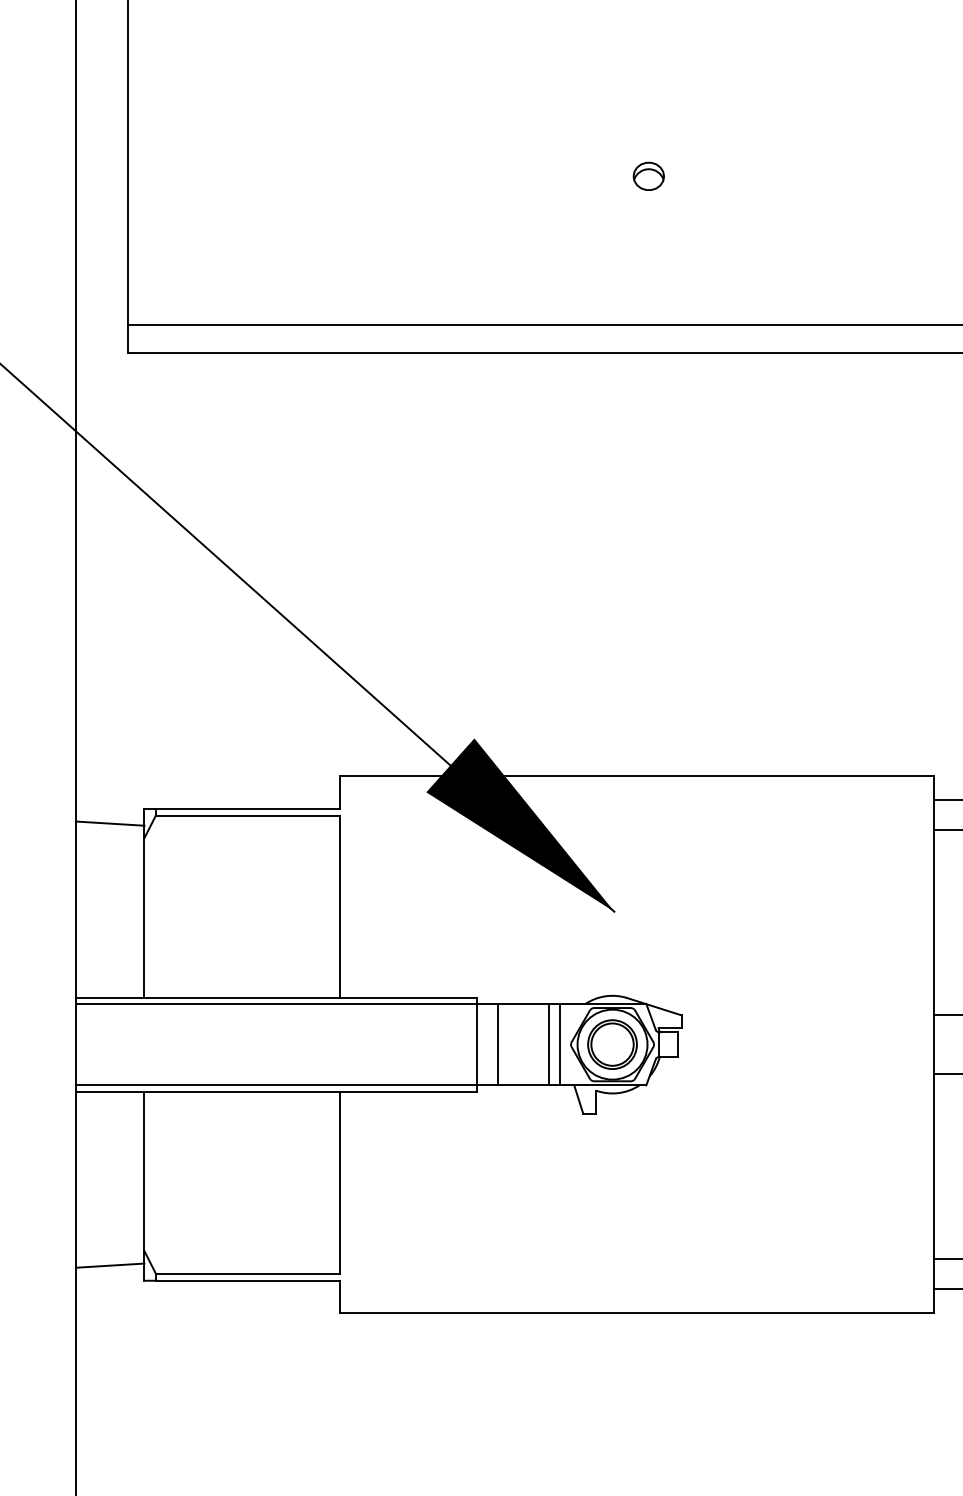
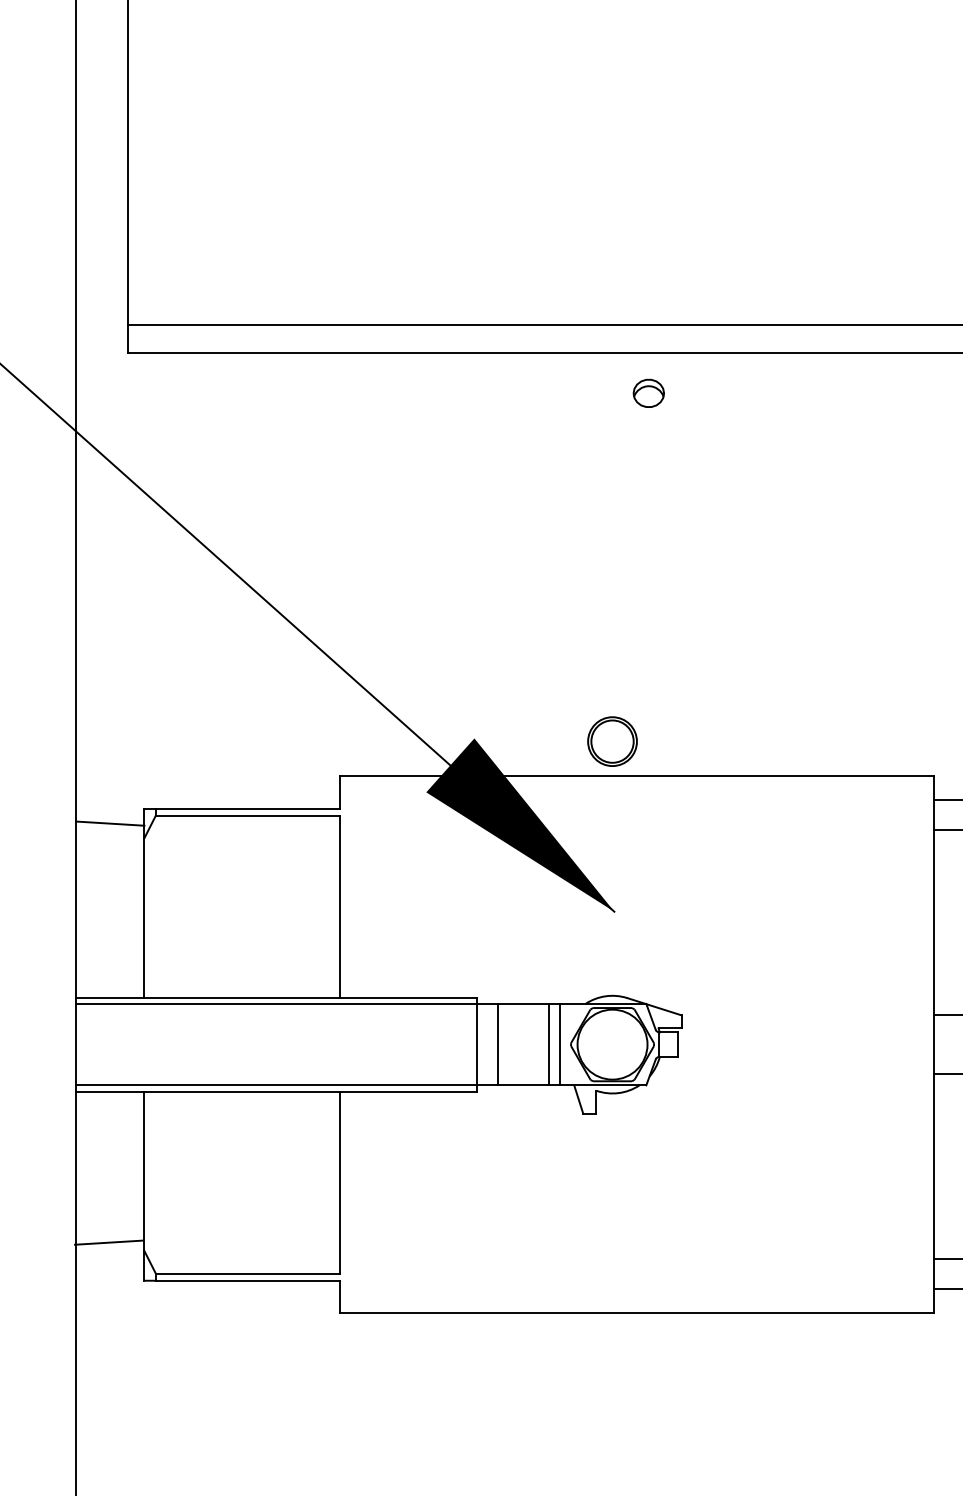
part position: (648, 175) -> (648, 392) (648, 392)
part position: (612, 1044) -> (612, 741) (612, 741)
line position: (110, 1265) -> (109, 1242) (109, 1242)
